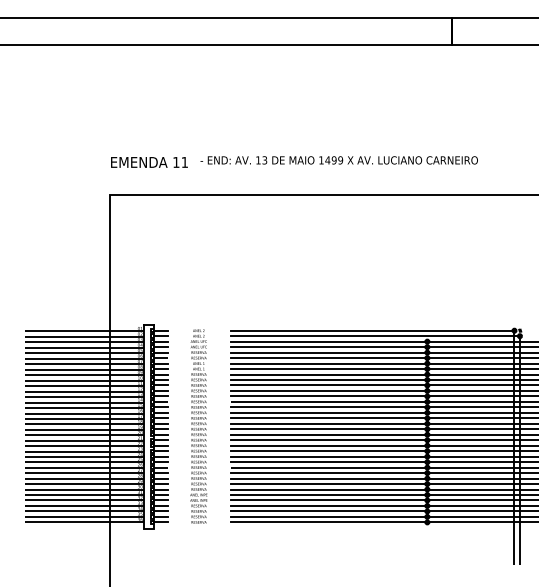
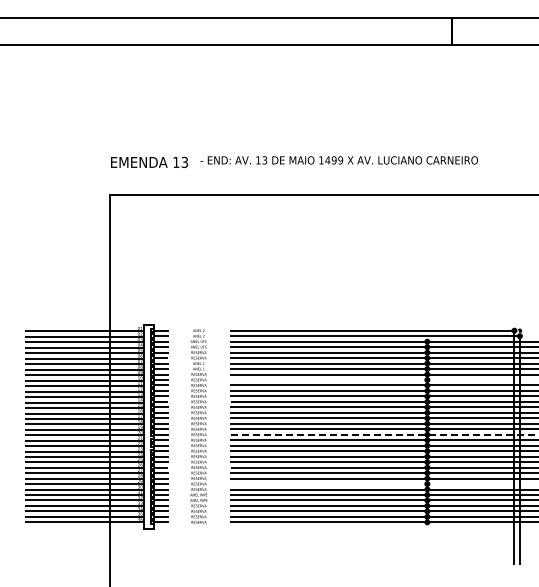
text: 11 -> 13 (184, 162)
line: present -> none (382, 380)
line: solid -> dashed (384, 434)
line: present -> none (382, 484)
